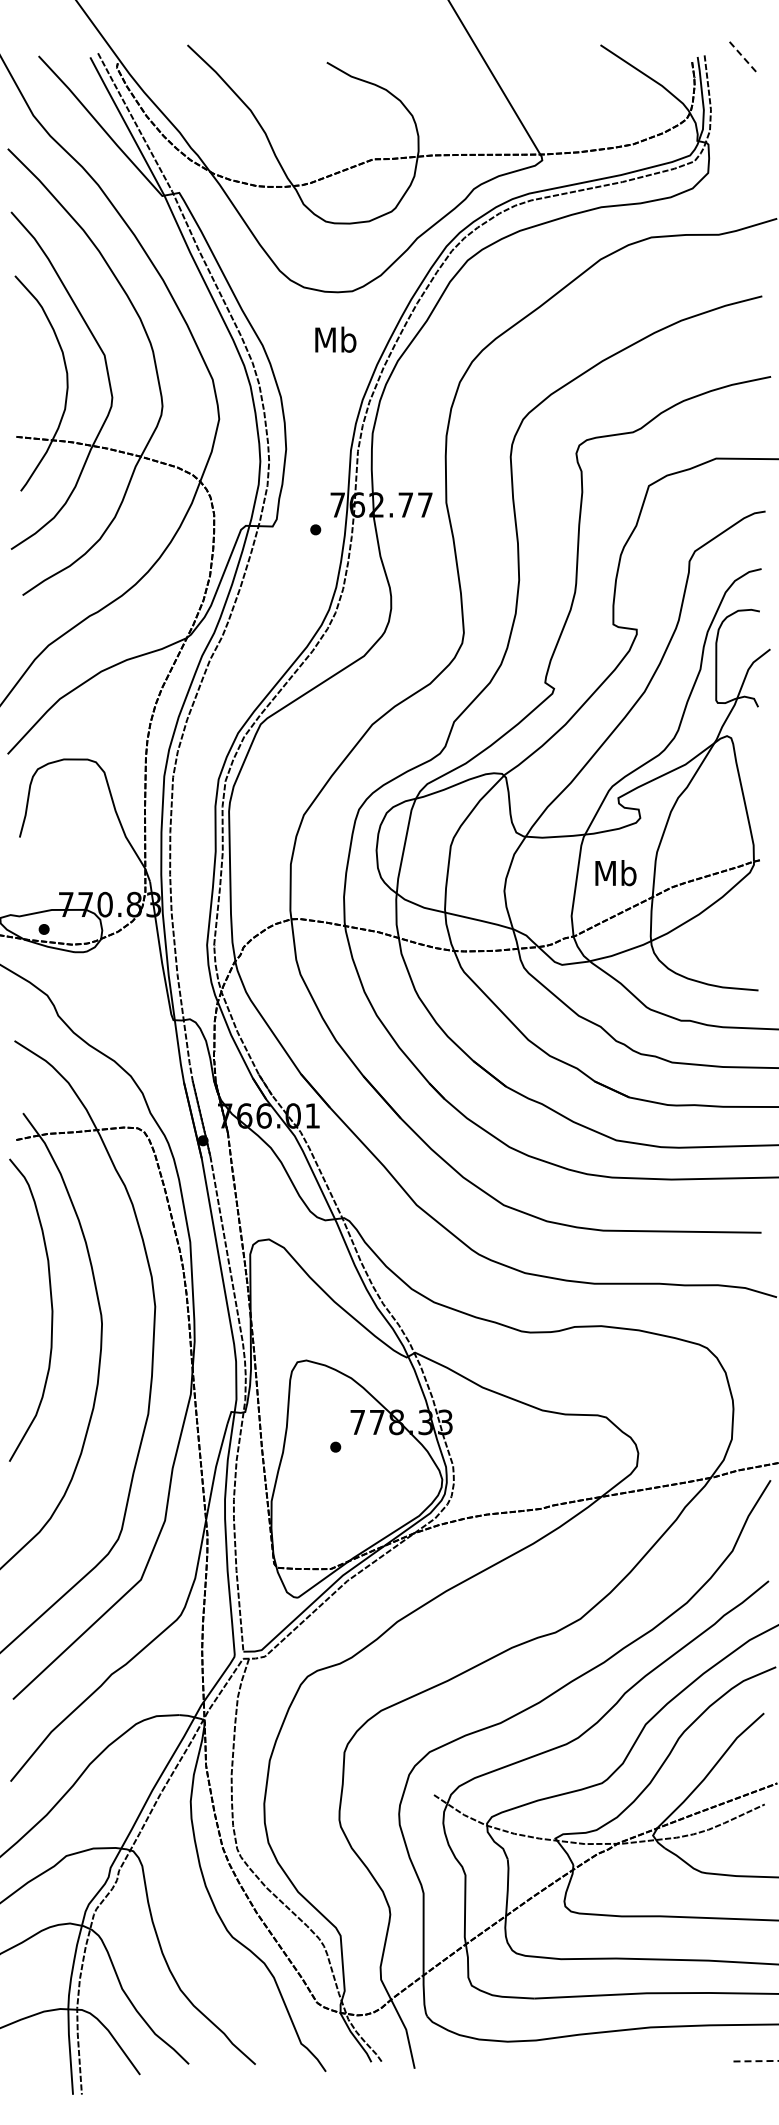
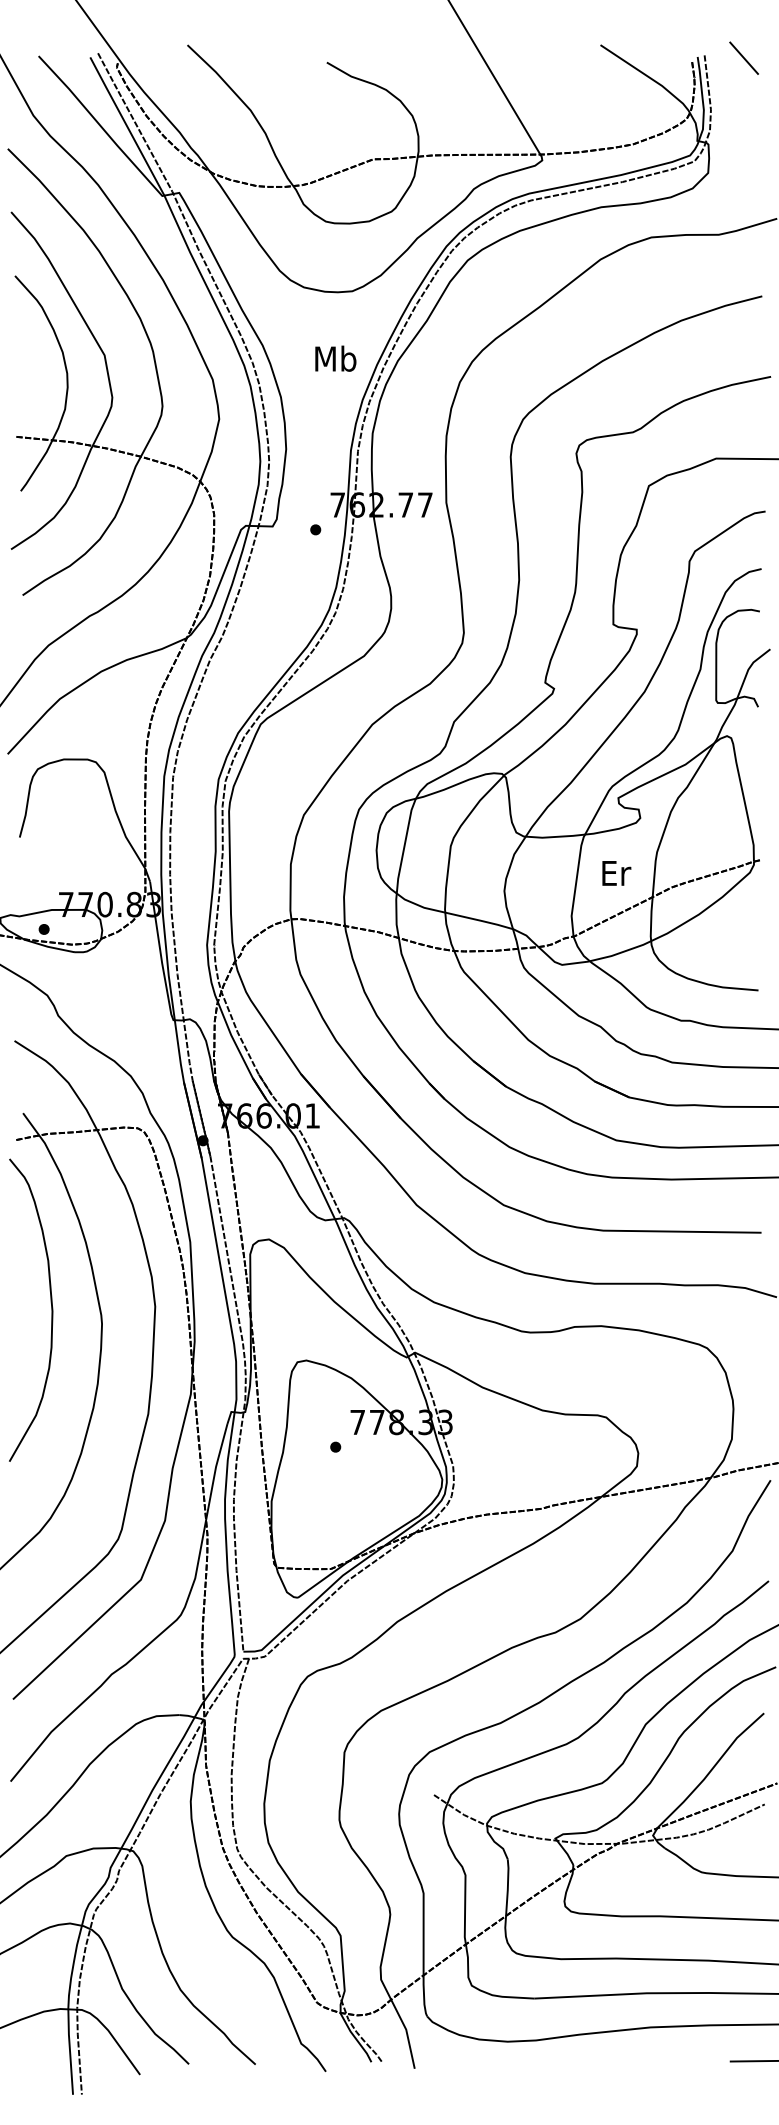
line: dashed -> solid (744, 58)
text position: (335, 339) -> (335, 358) (335, 358)
text: Mb -> Er (615, 873)
line: dashed -> solid (753, 2061)
